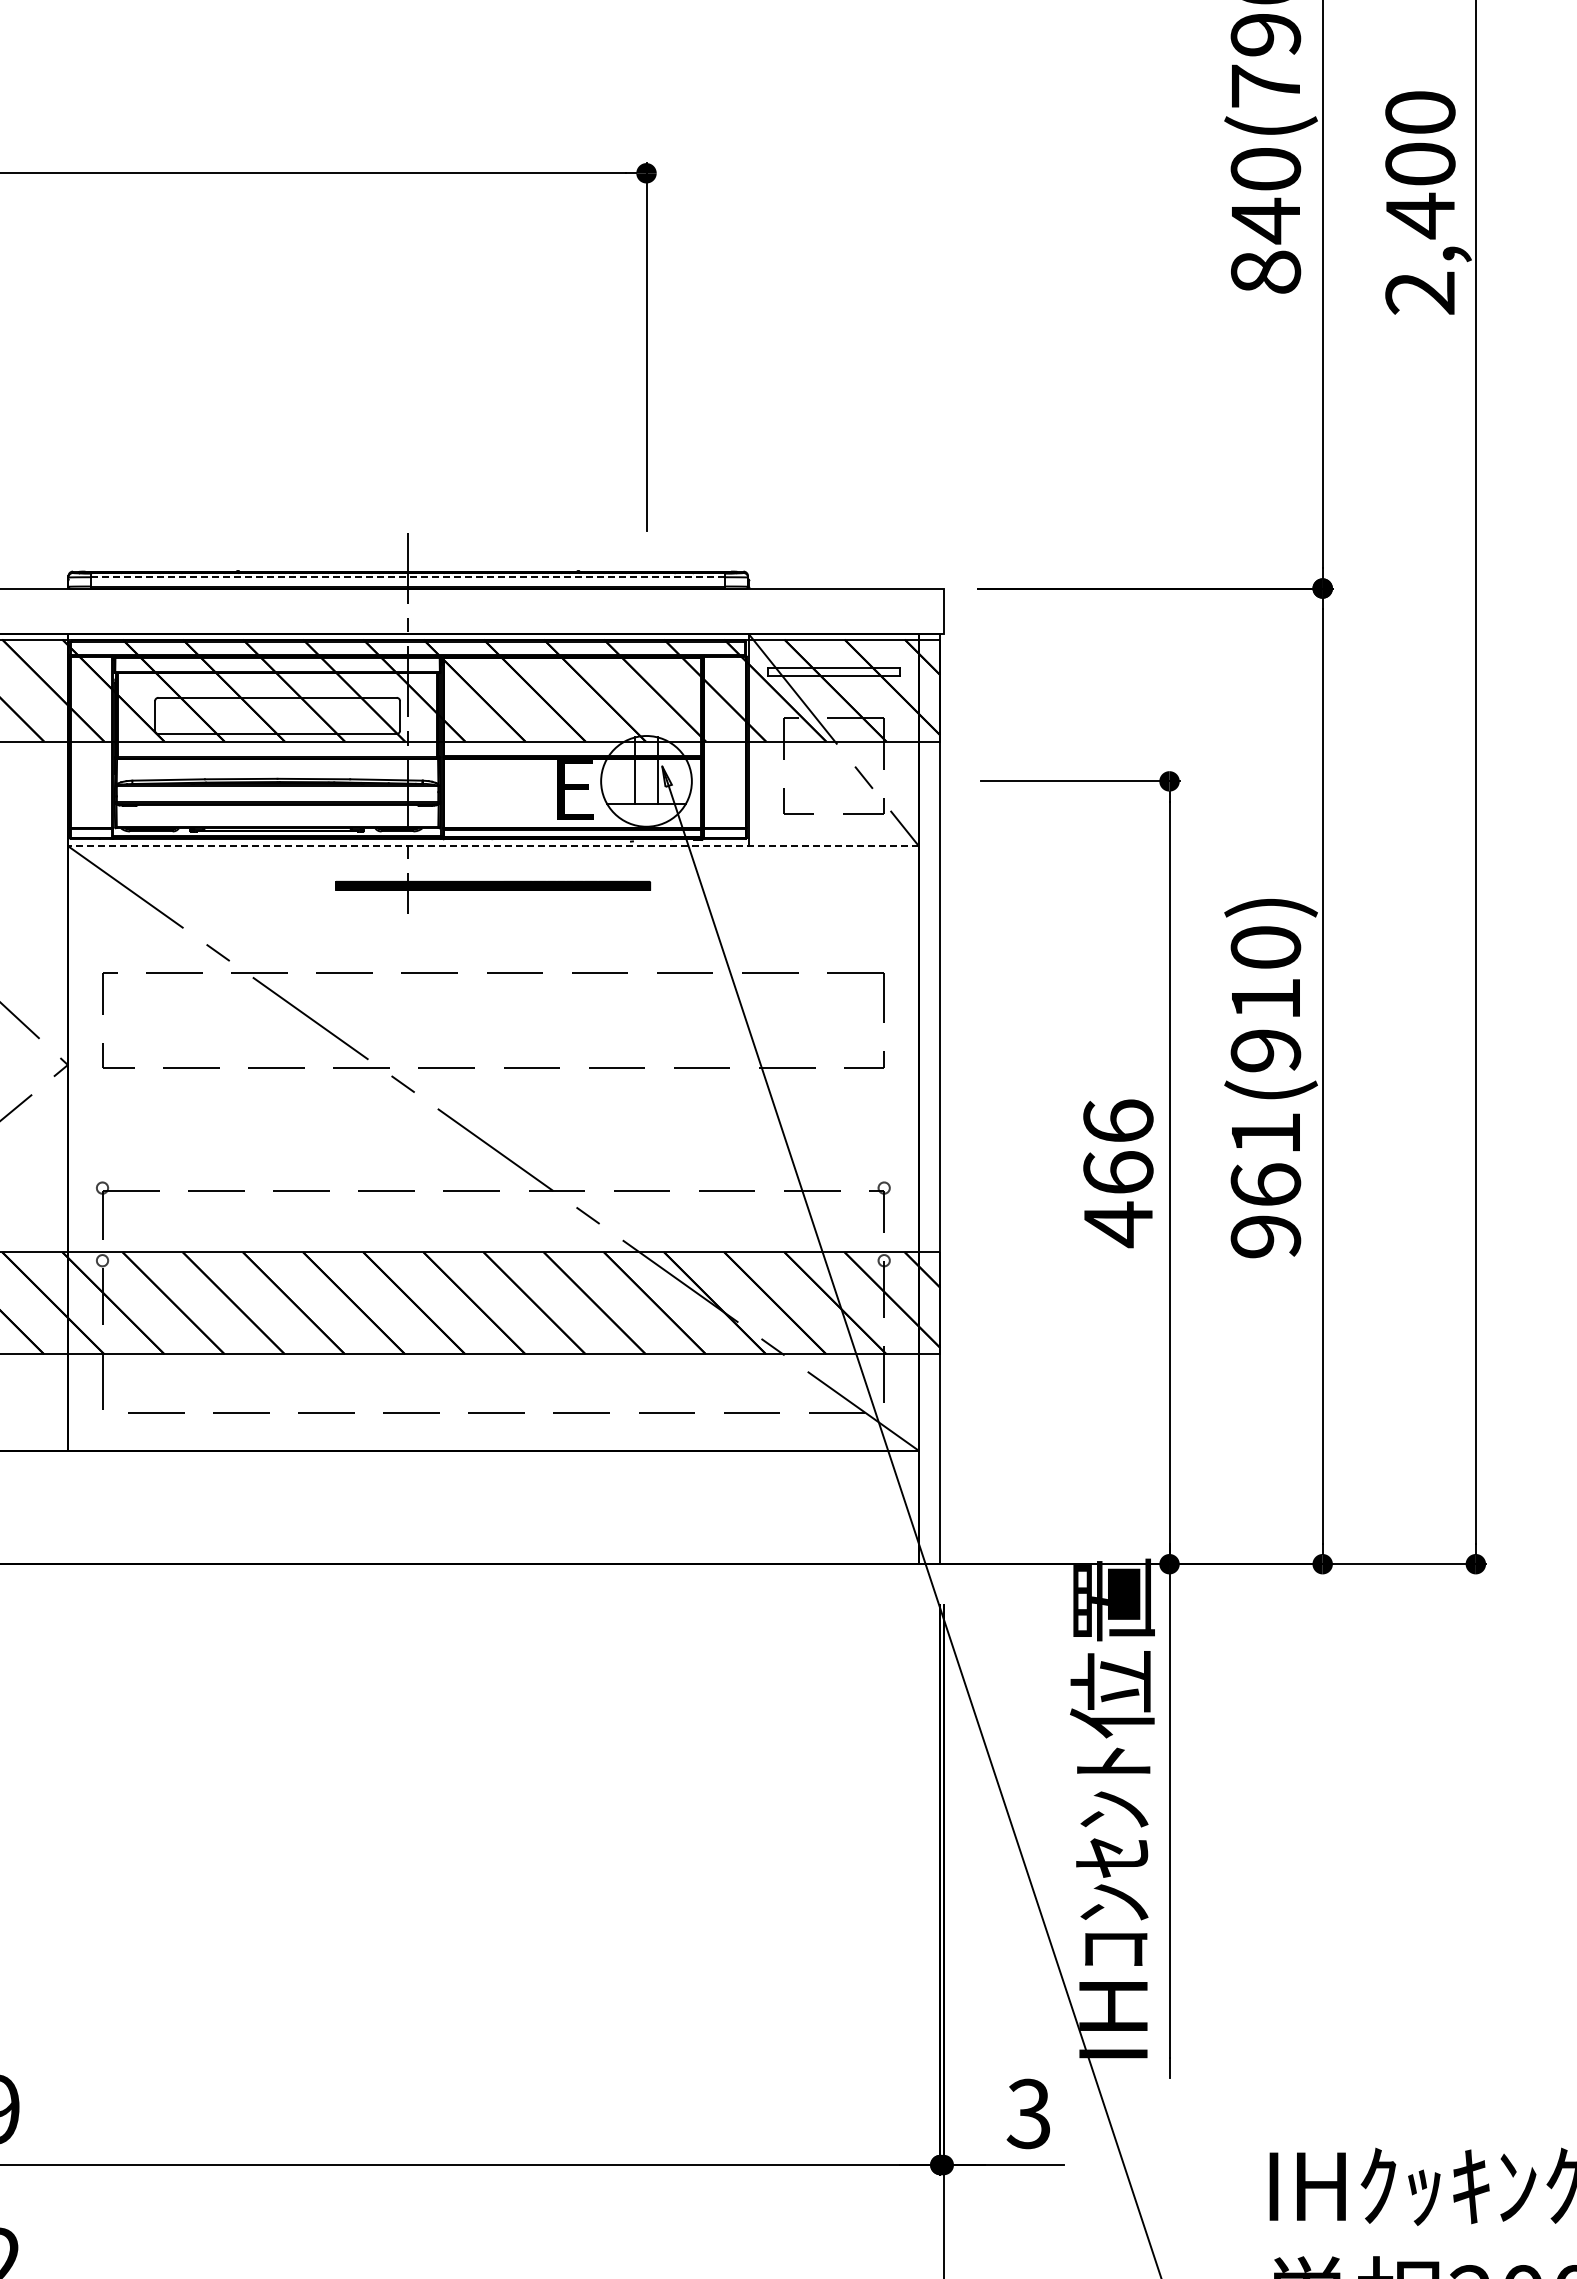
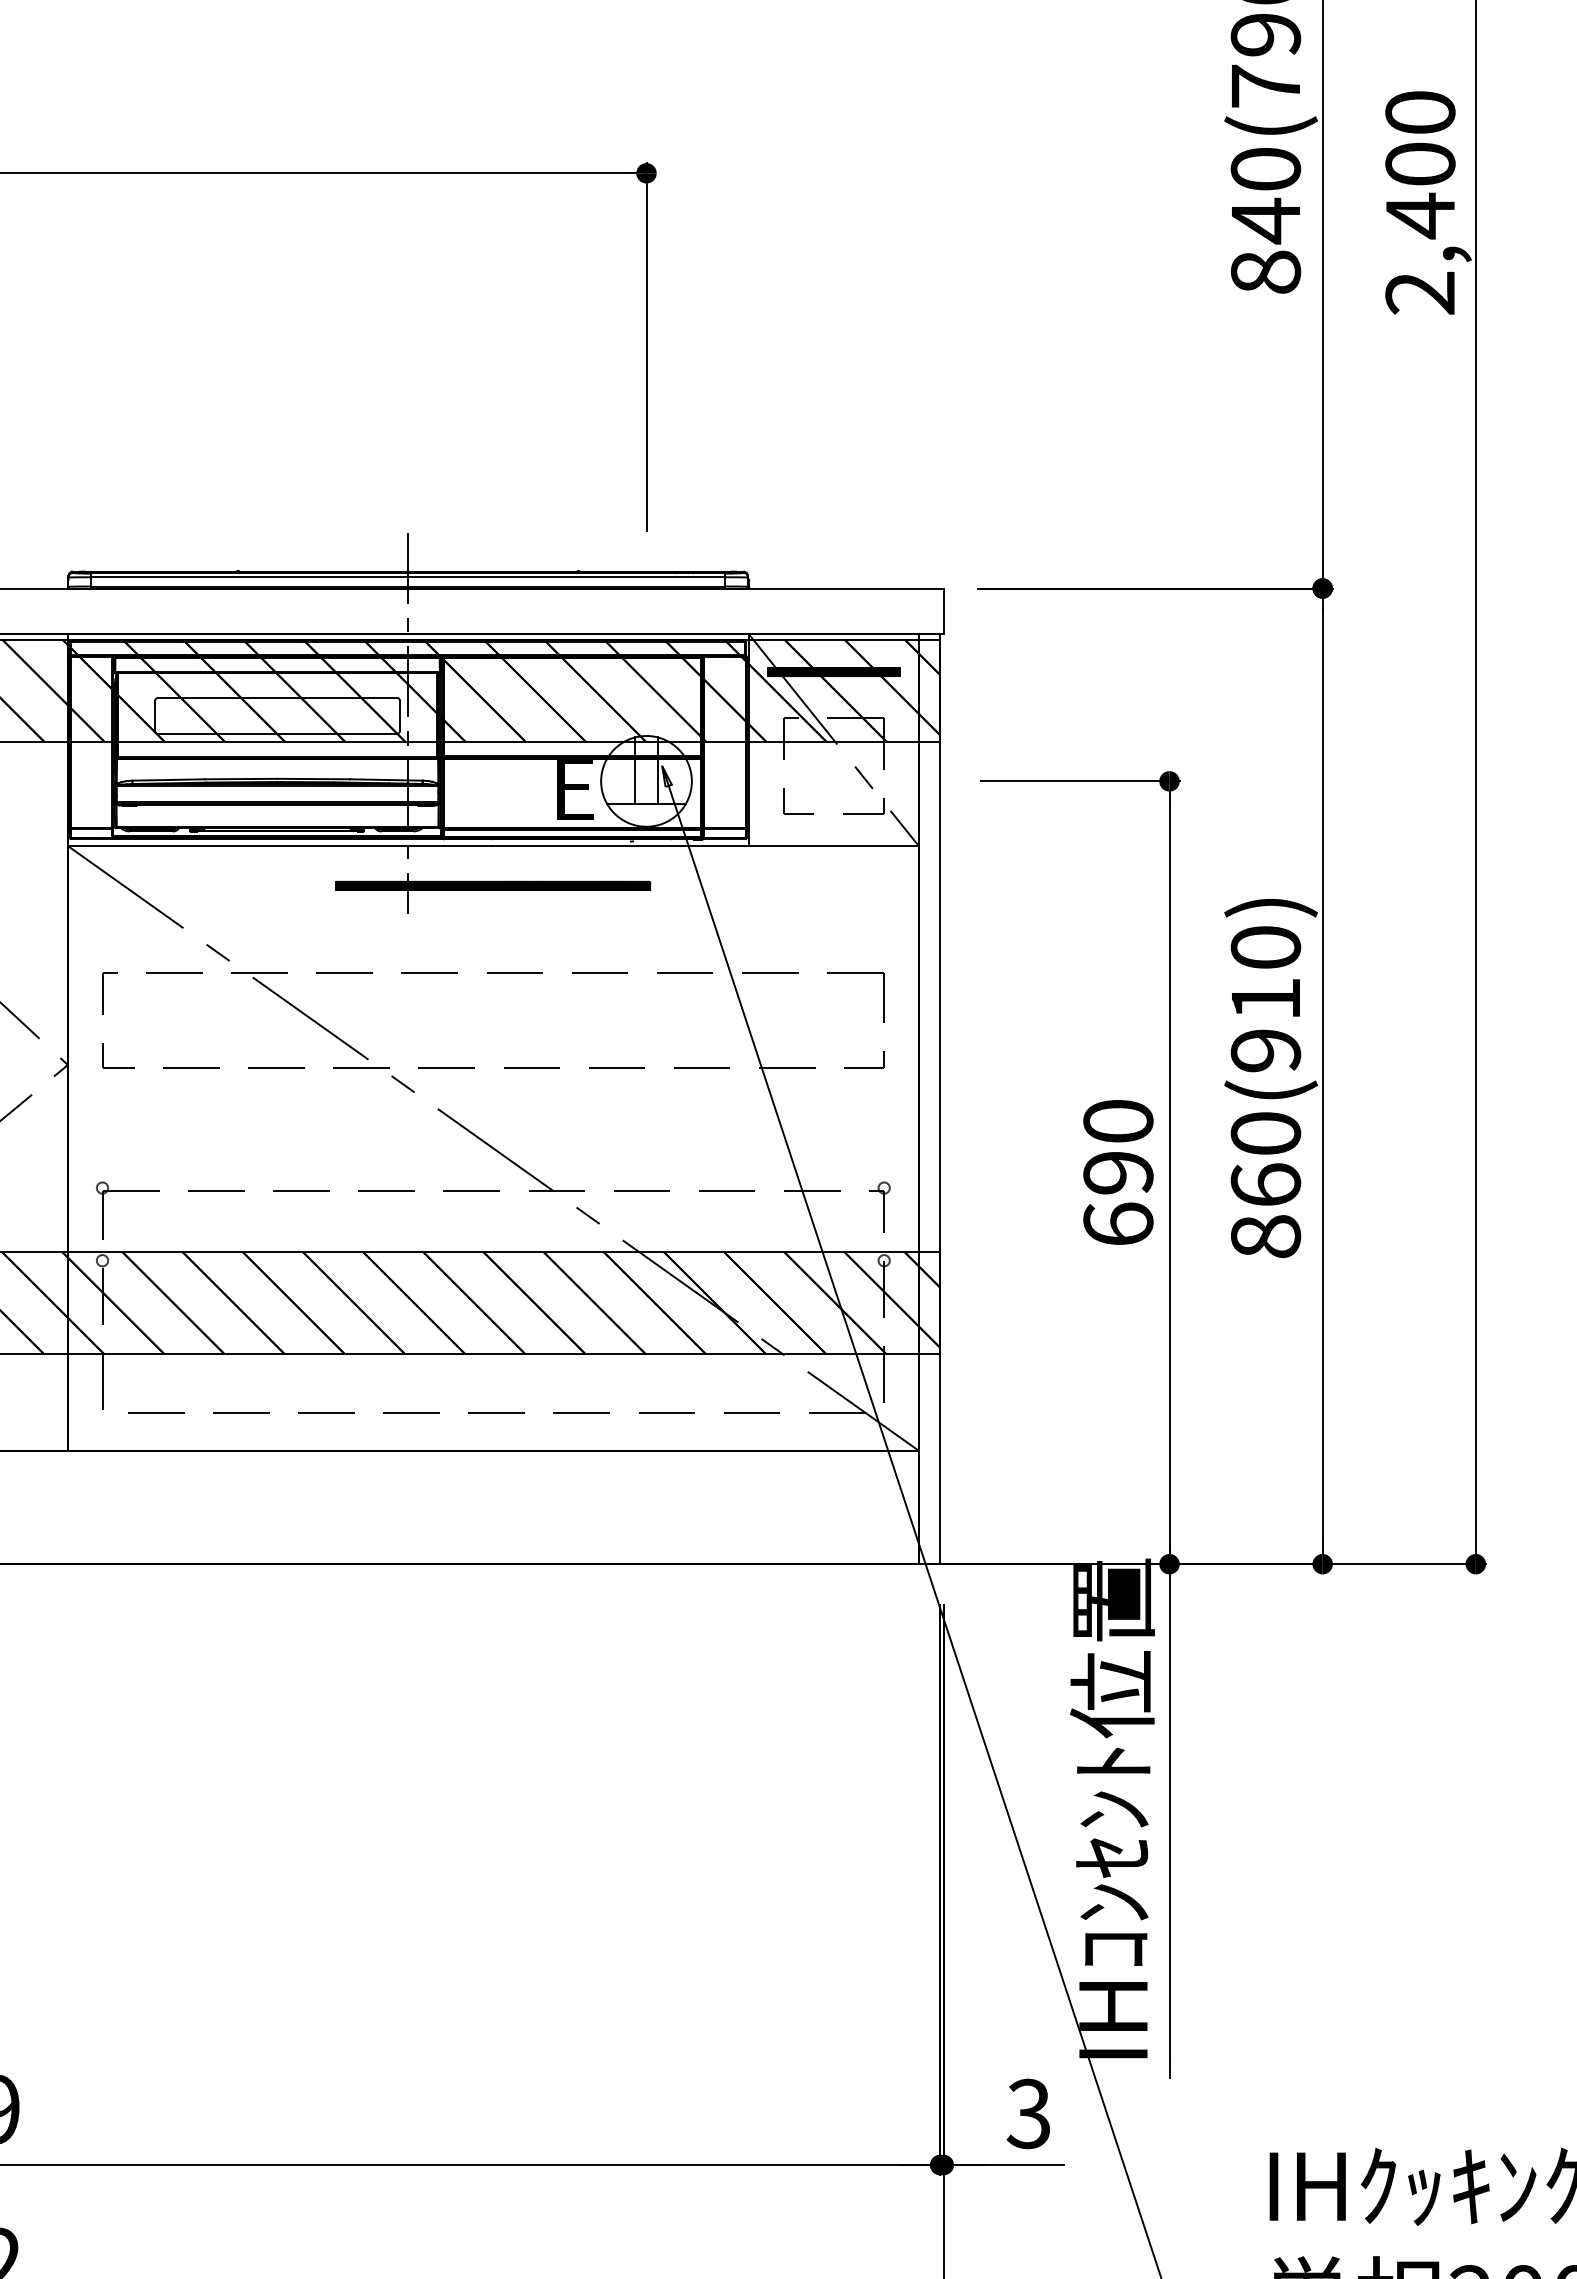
line: dashed -> solid (407, 577)
hatch: none -> present (833, 671)
line: dashed -> solid (492, 846)
text: 466 -> 690 (1118, 1173)
text: 961(910) -> 860(910) (1265, 1185)
